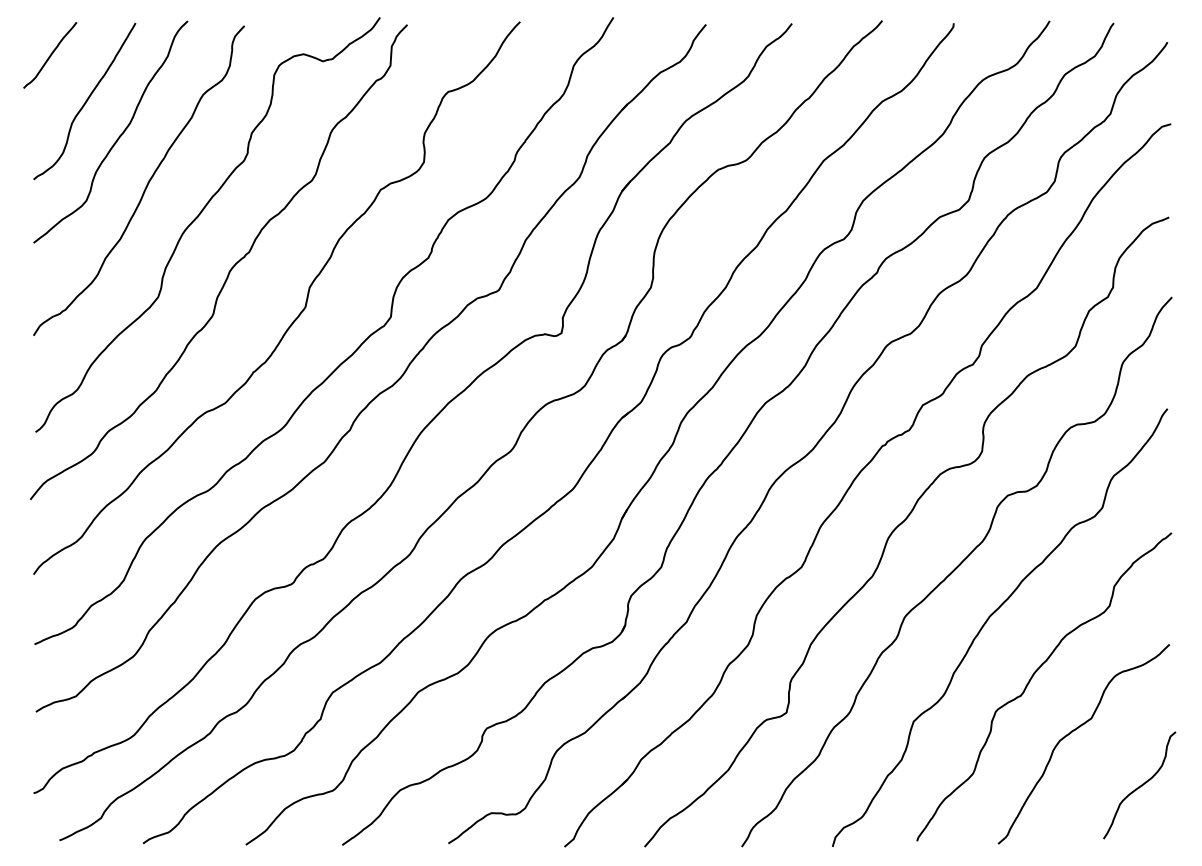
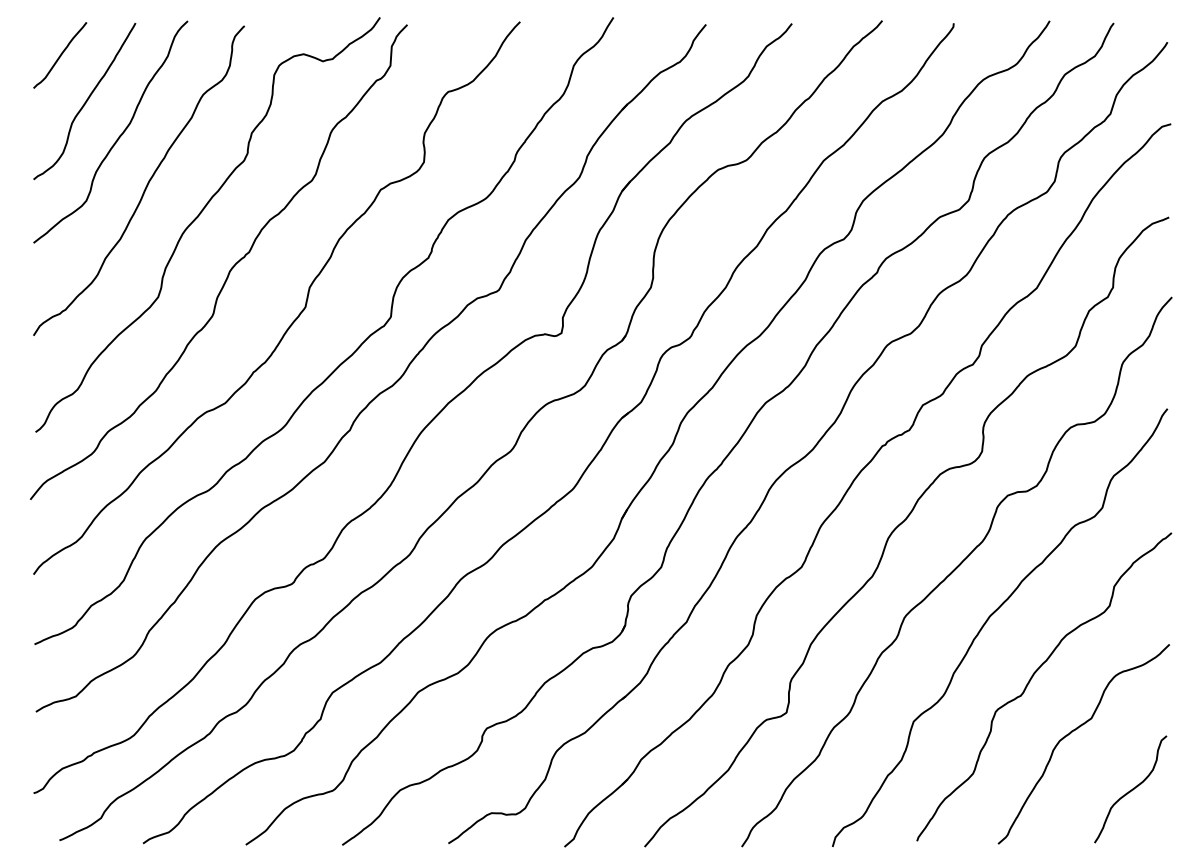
curve position: (50, 55) -> (60, 55) (60, 55)
curve position: (1140, 785) -> (1131, 789) (1131, 789)
